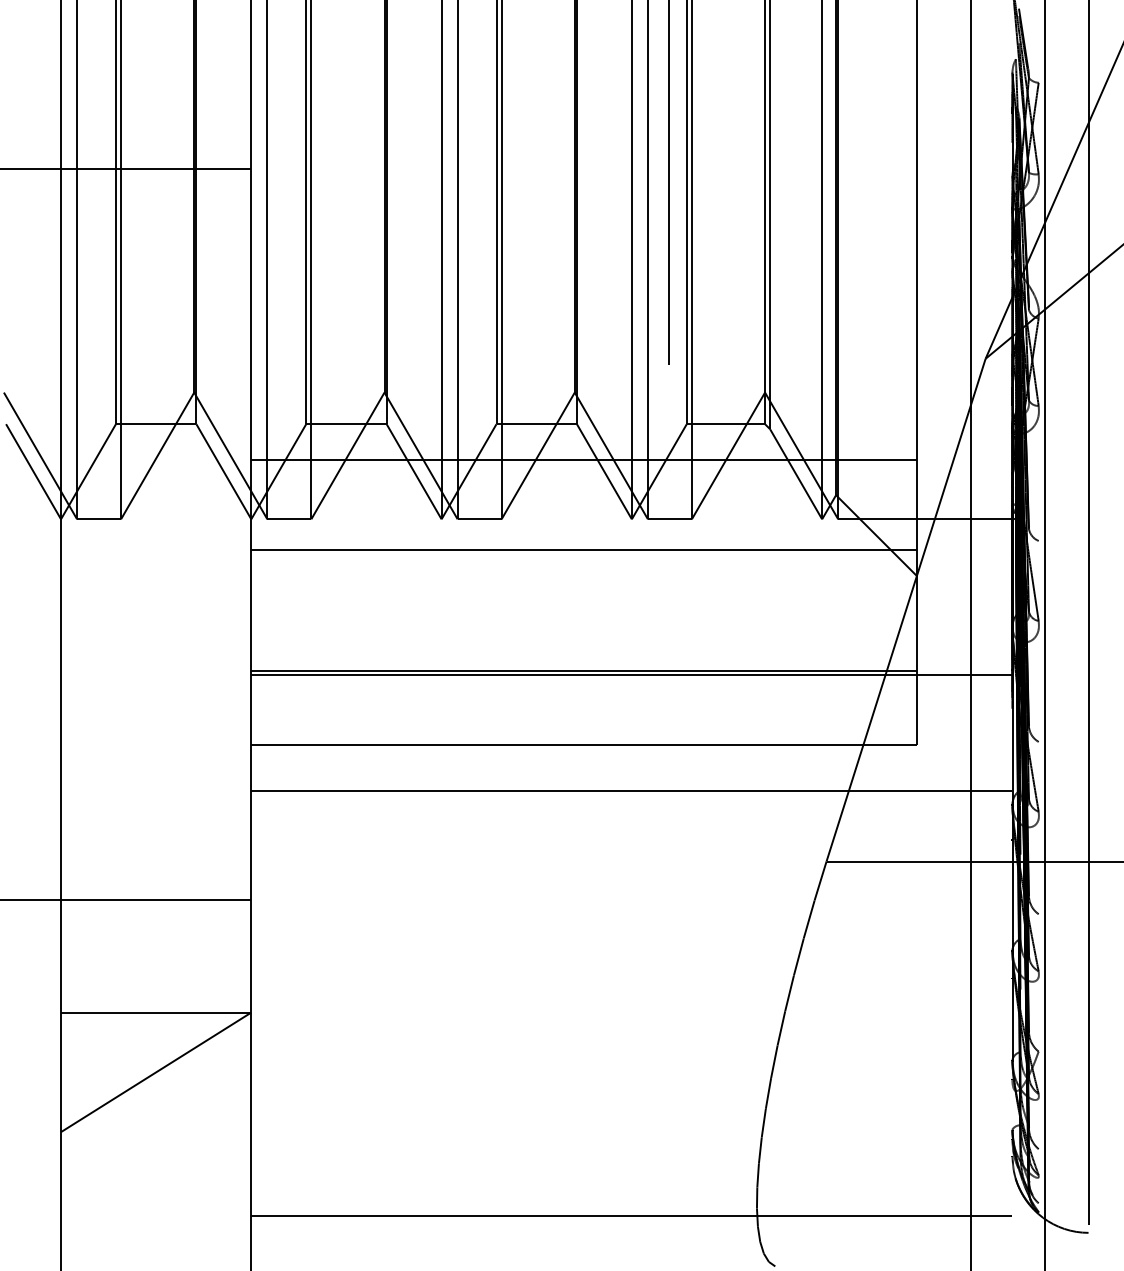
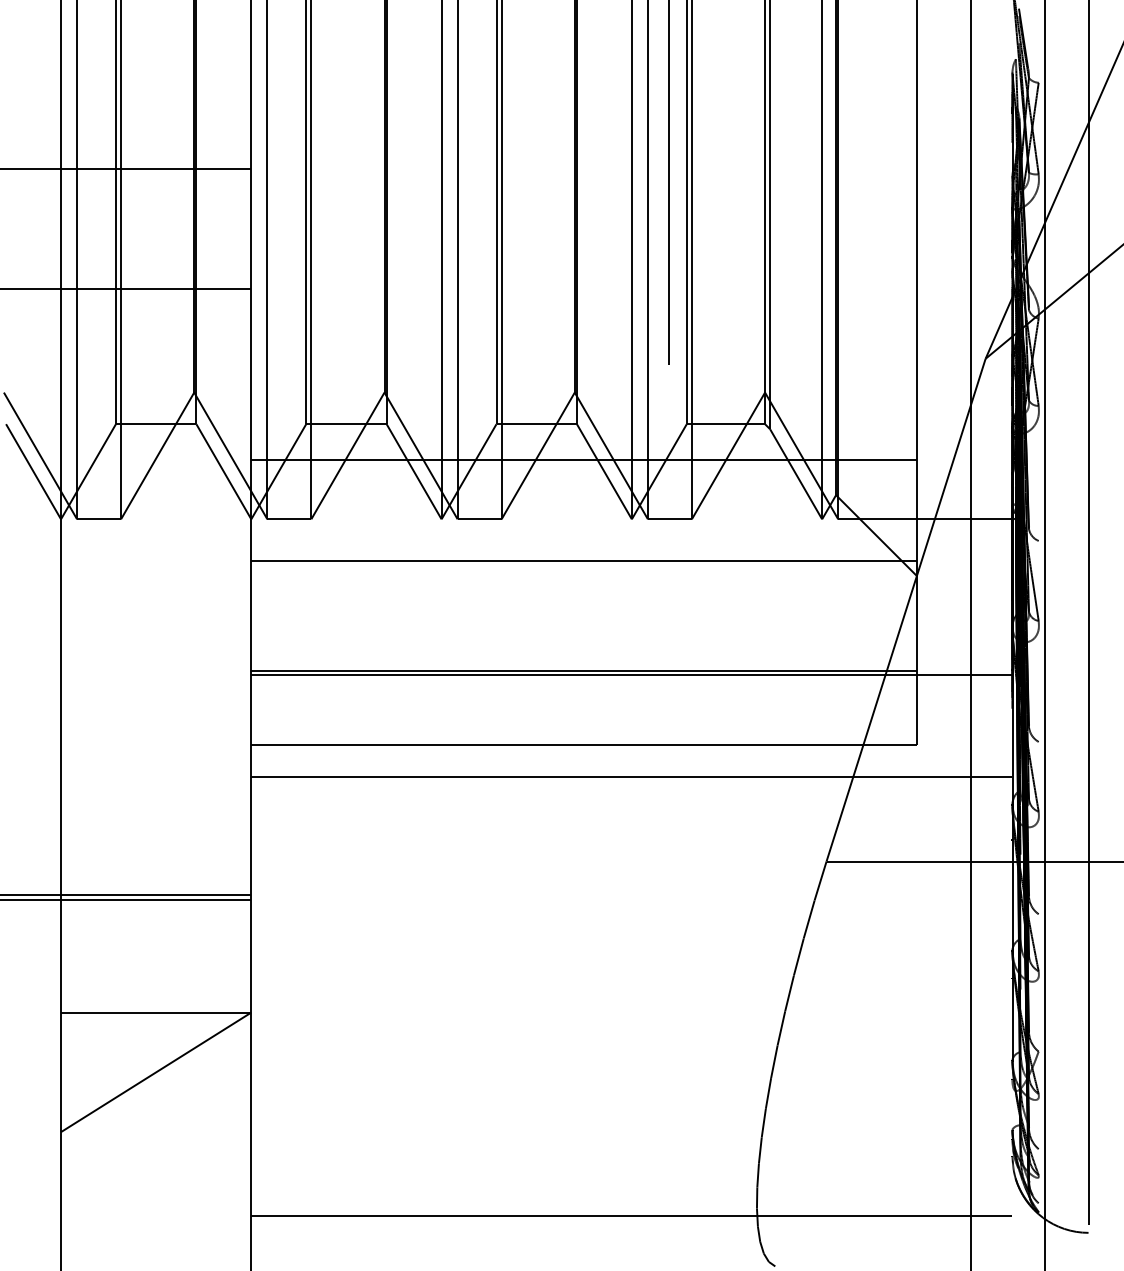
line: none -> present (126, 289)
line position: (584, 549) -> (584, 560) (584, 560)
line position: (631, 791) -> (631, 777) (631, 777)
line: none -> present (126, 895)
